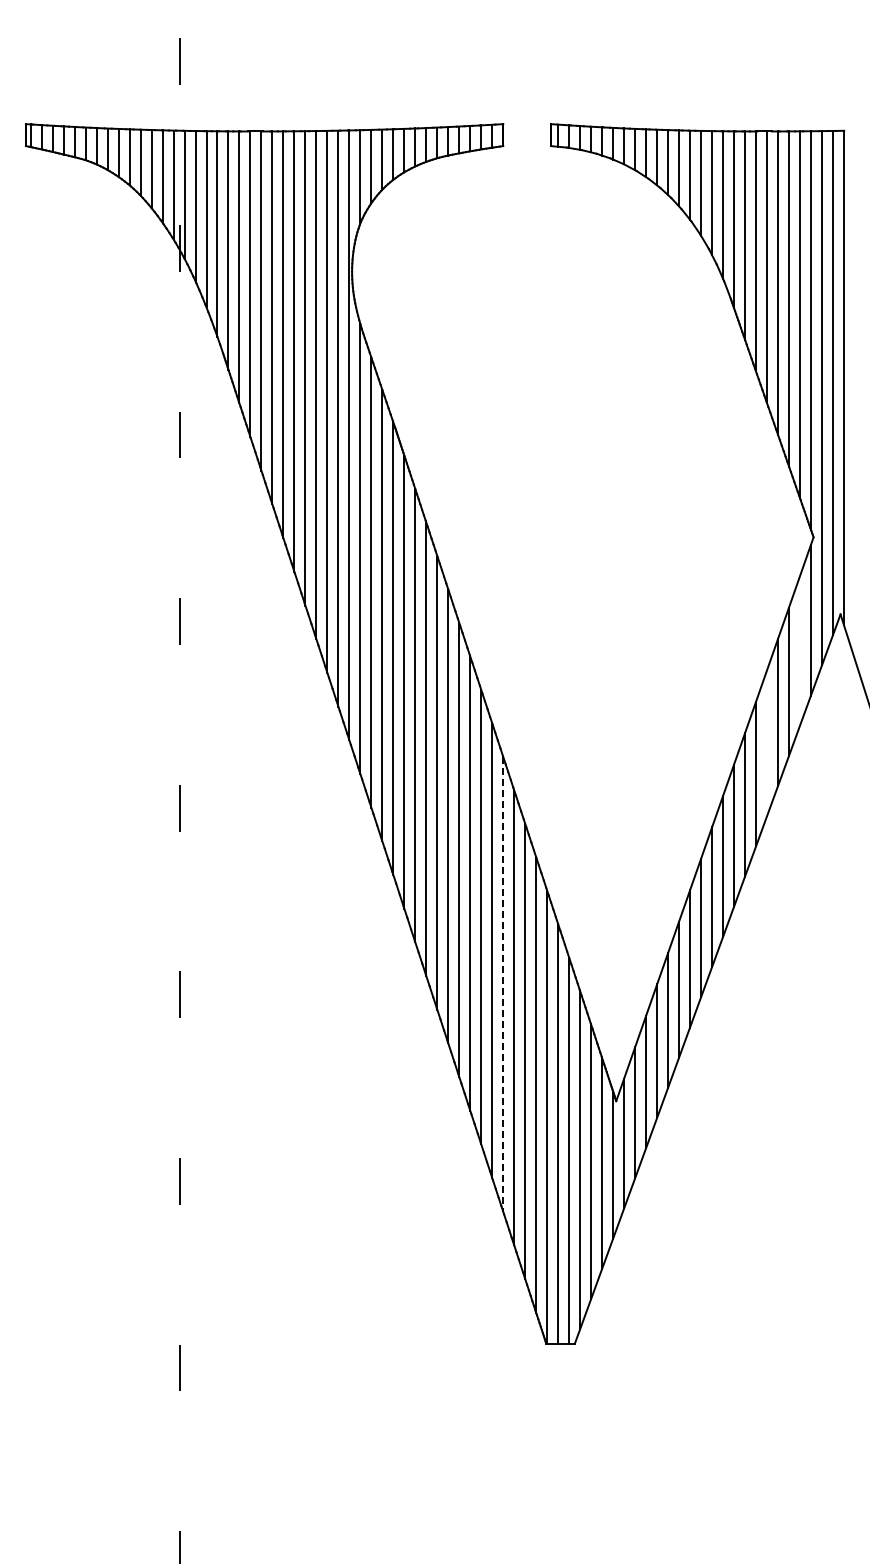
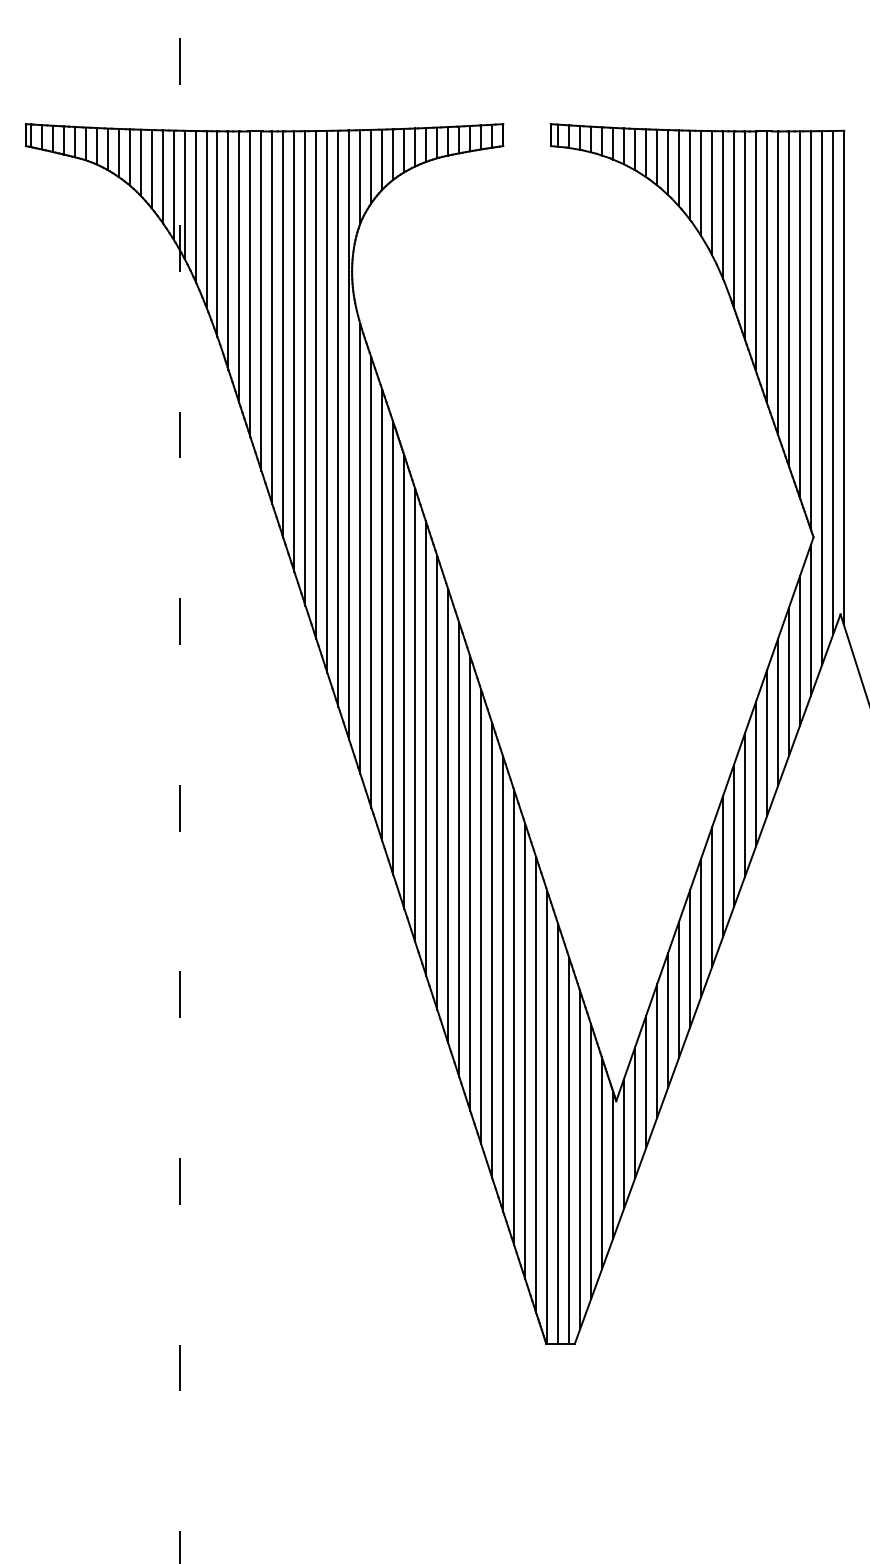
line: none -> present (799, 650)
line: none -> present (766, 743)
line: dashed -> solid (503, 984)
